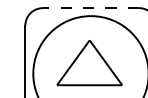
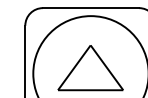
line: dashed -> solid (90, 8)
part position: (89, 63) -> (90, 68) (90, 68)
